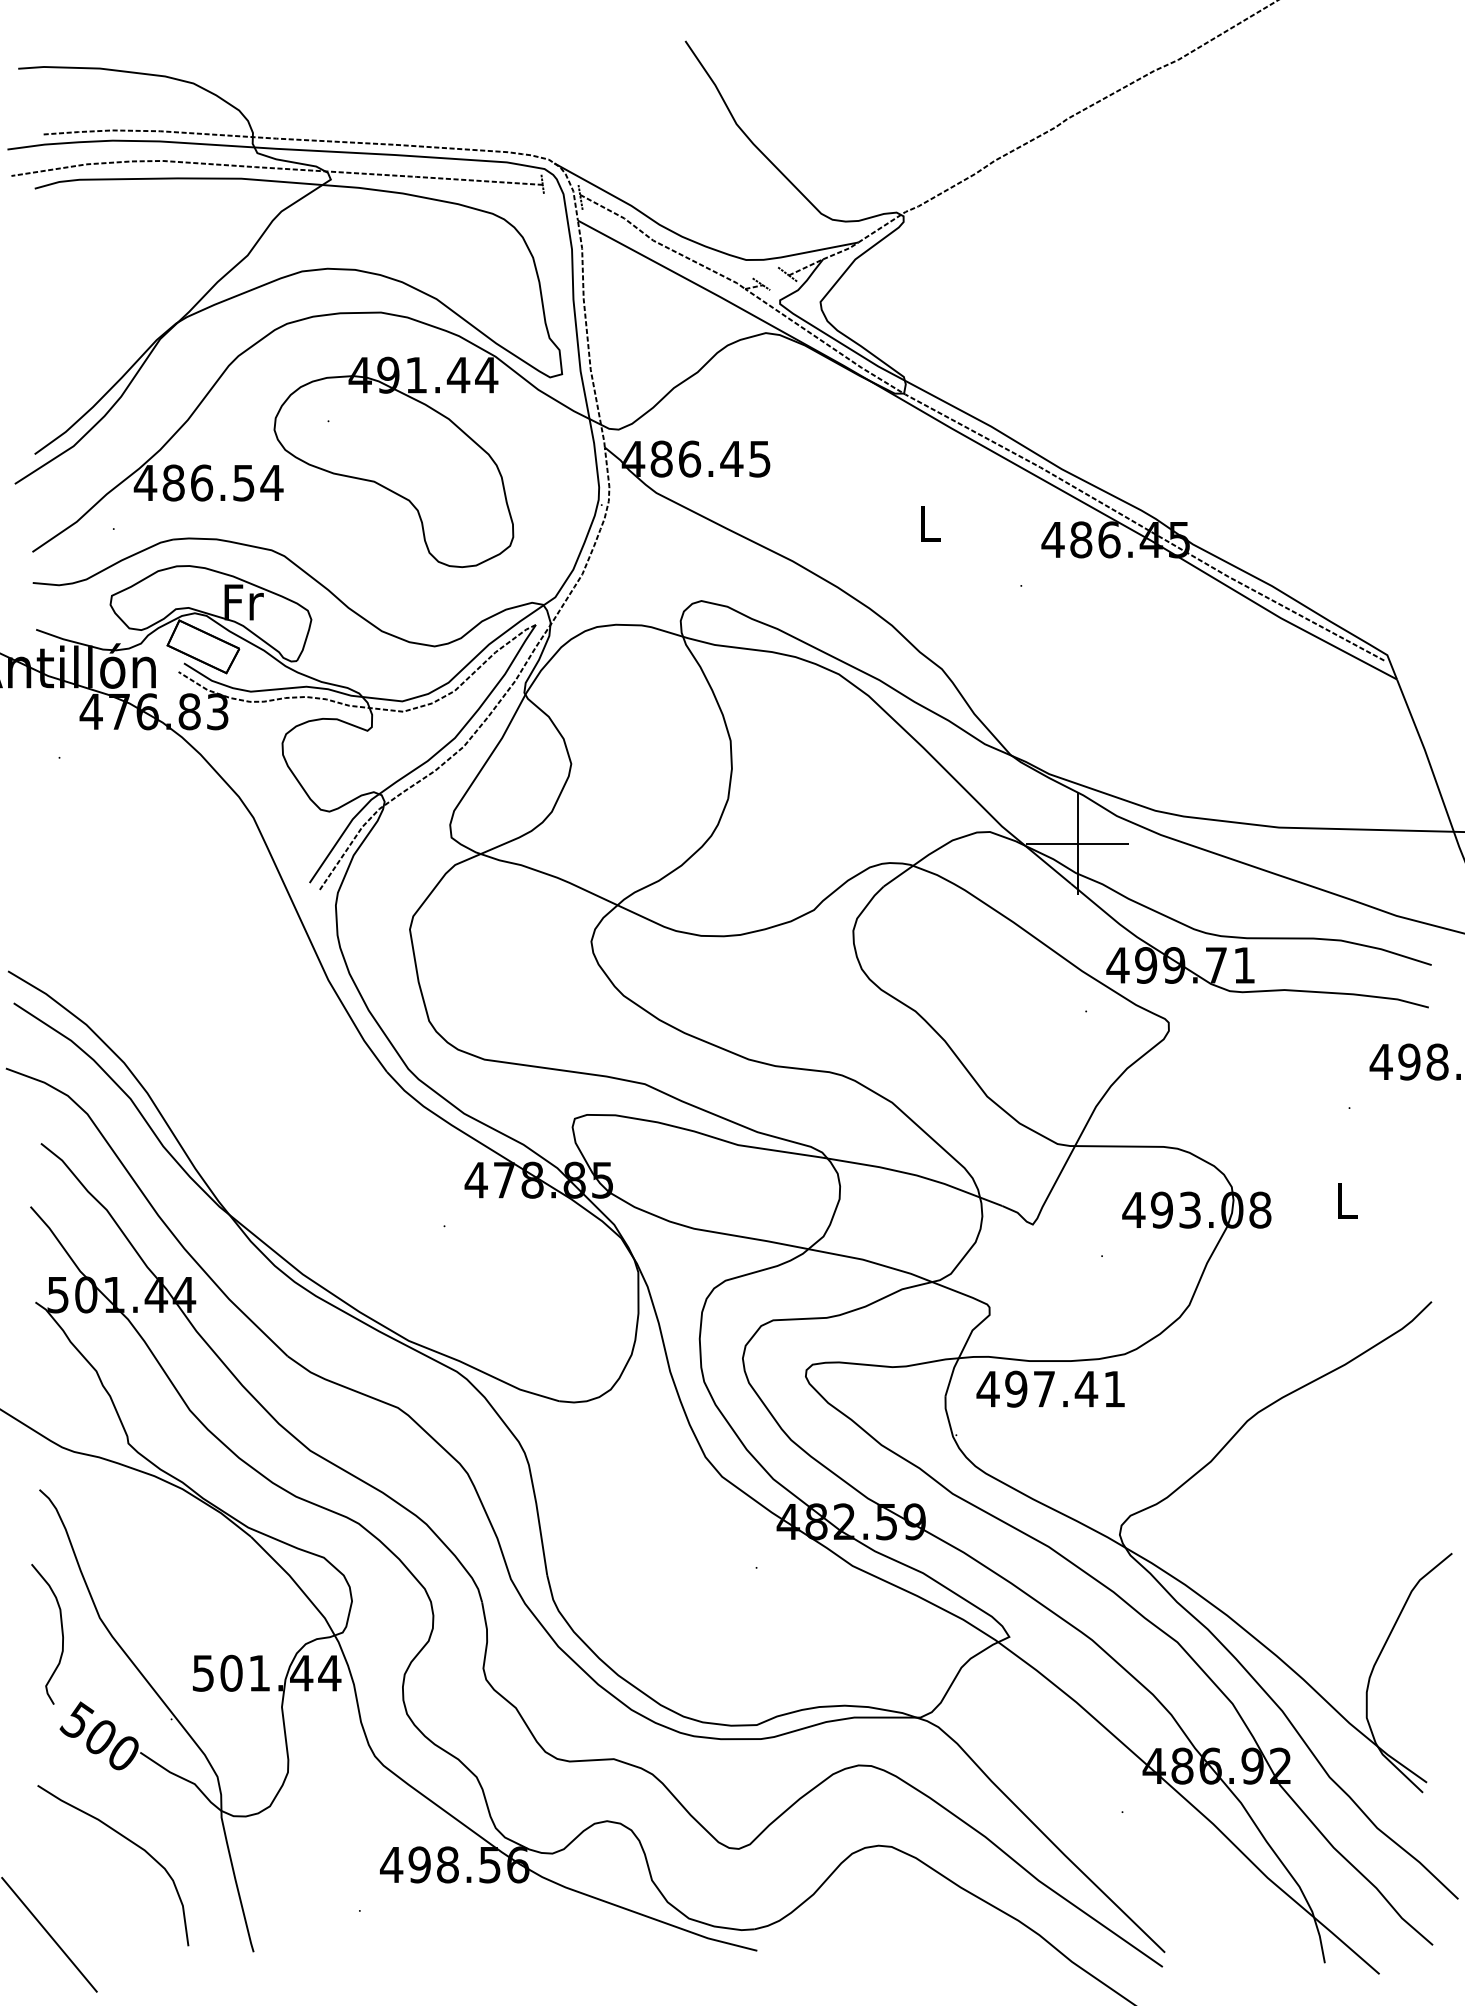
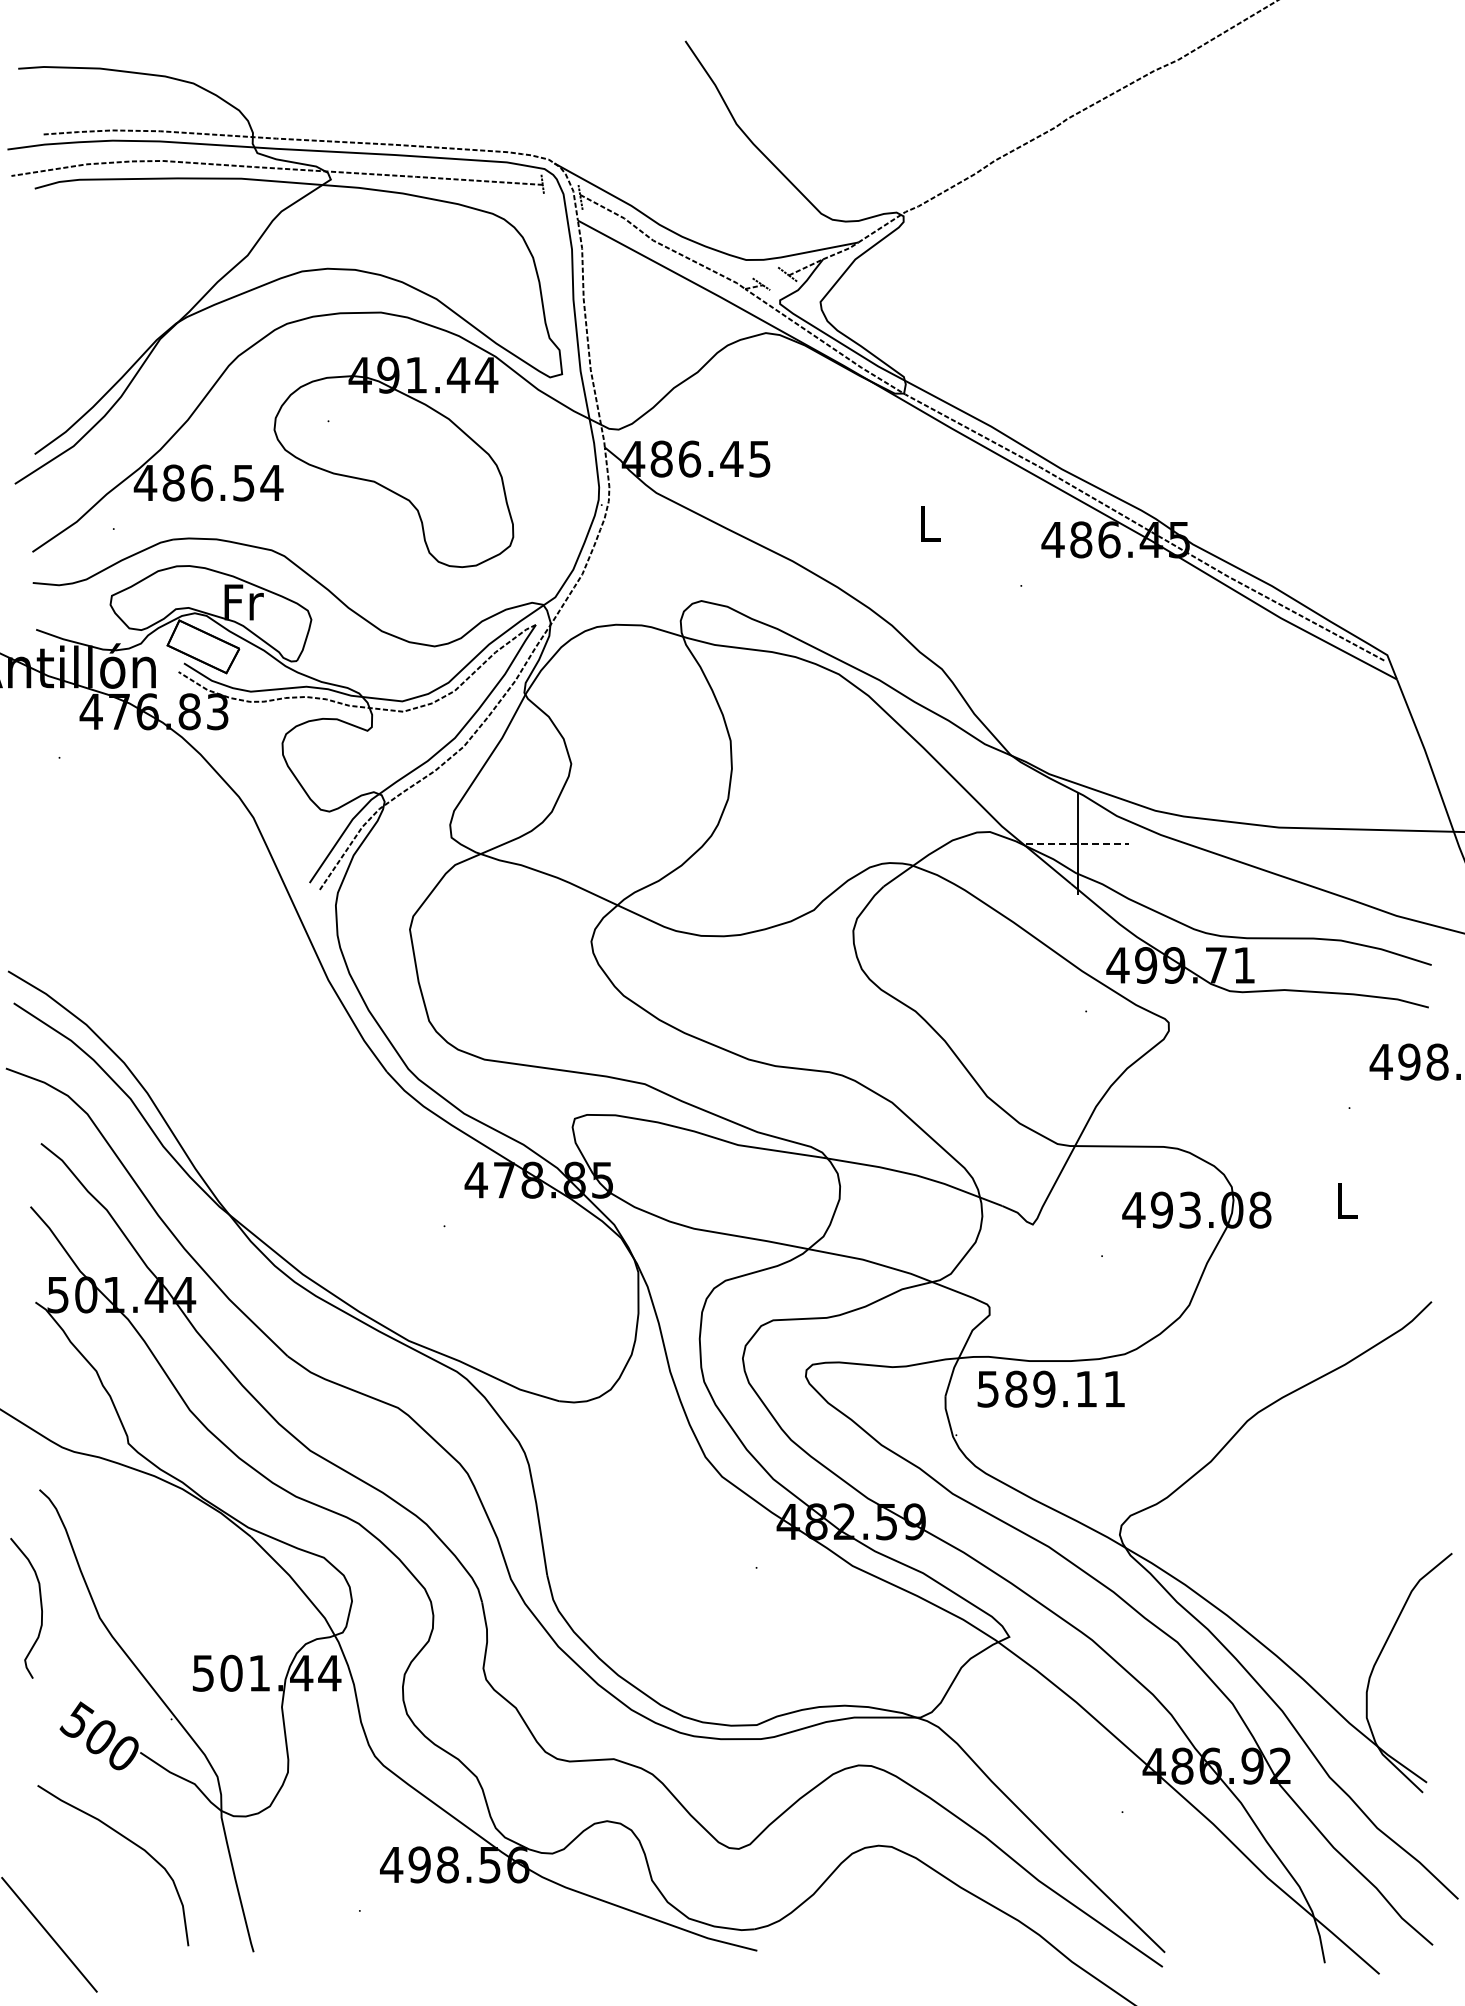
line: solid -> dashed (1078, 844)
text: 497.41 -> 589.11 (1037, 1388)
curve position: (61, 1633) -> (40, 1607) (40, 1607)
